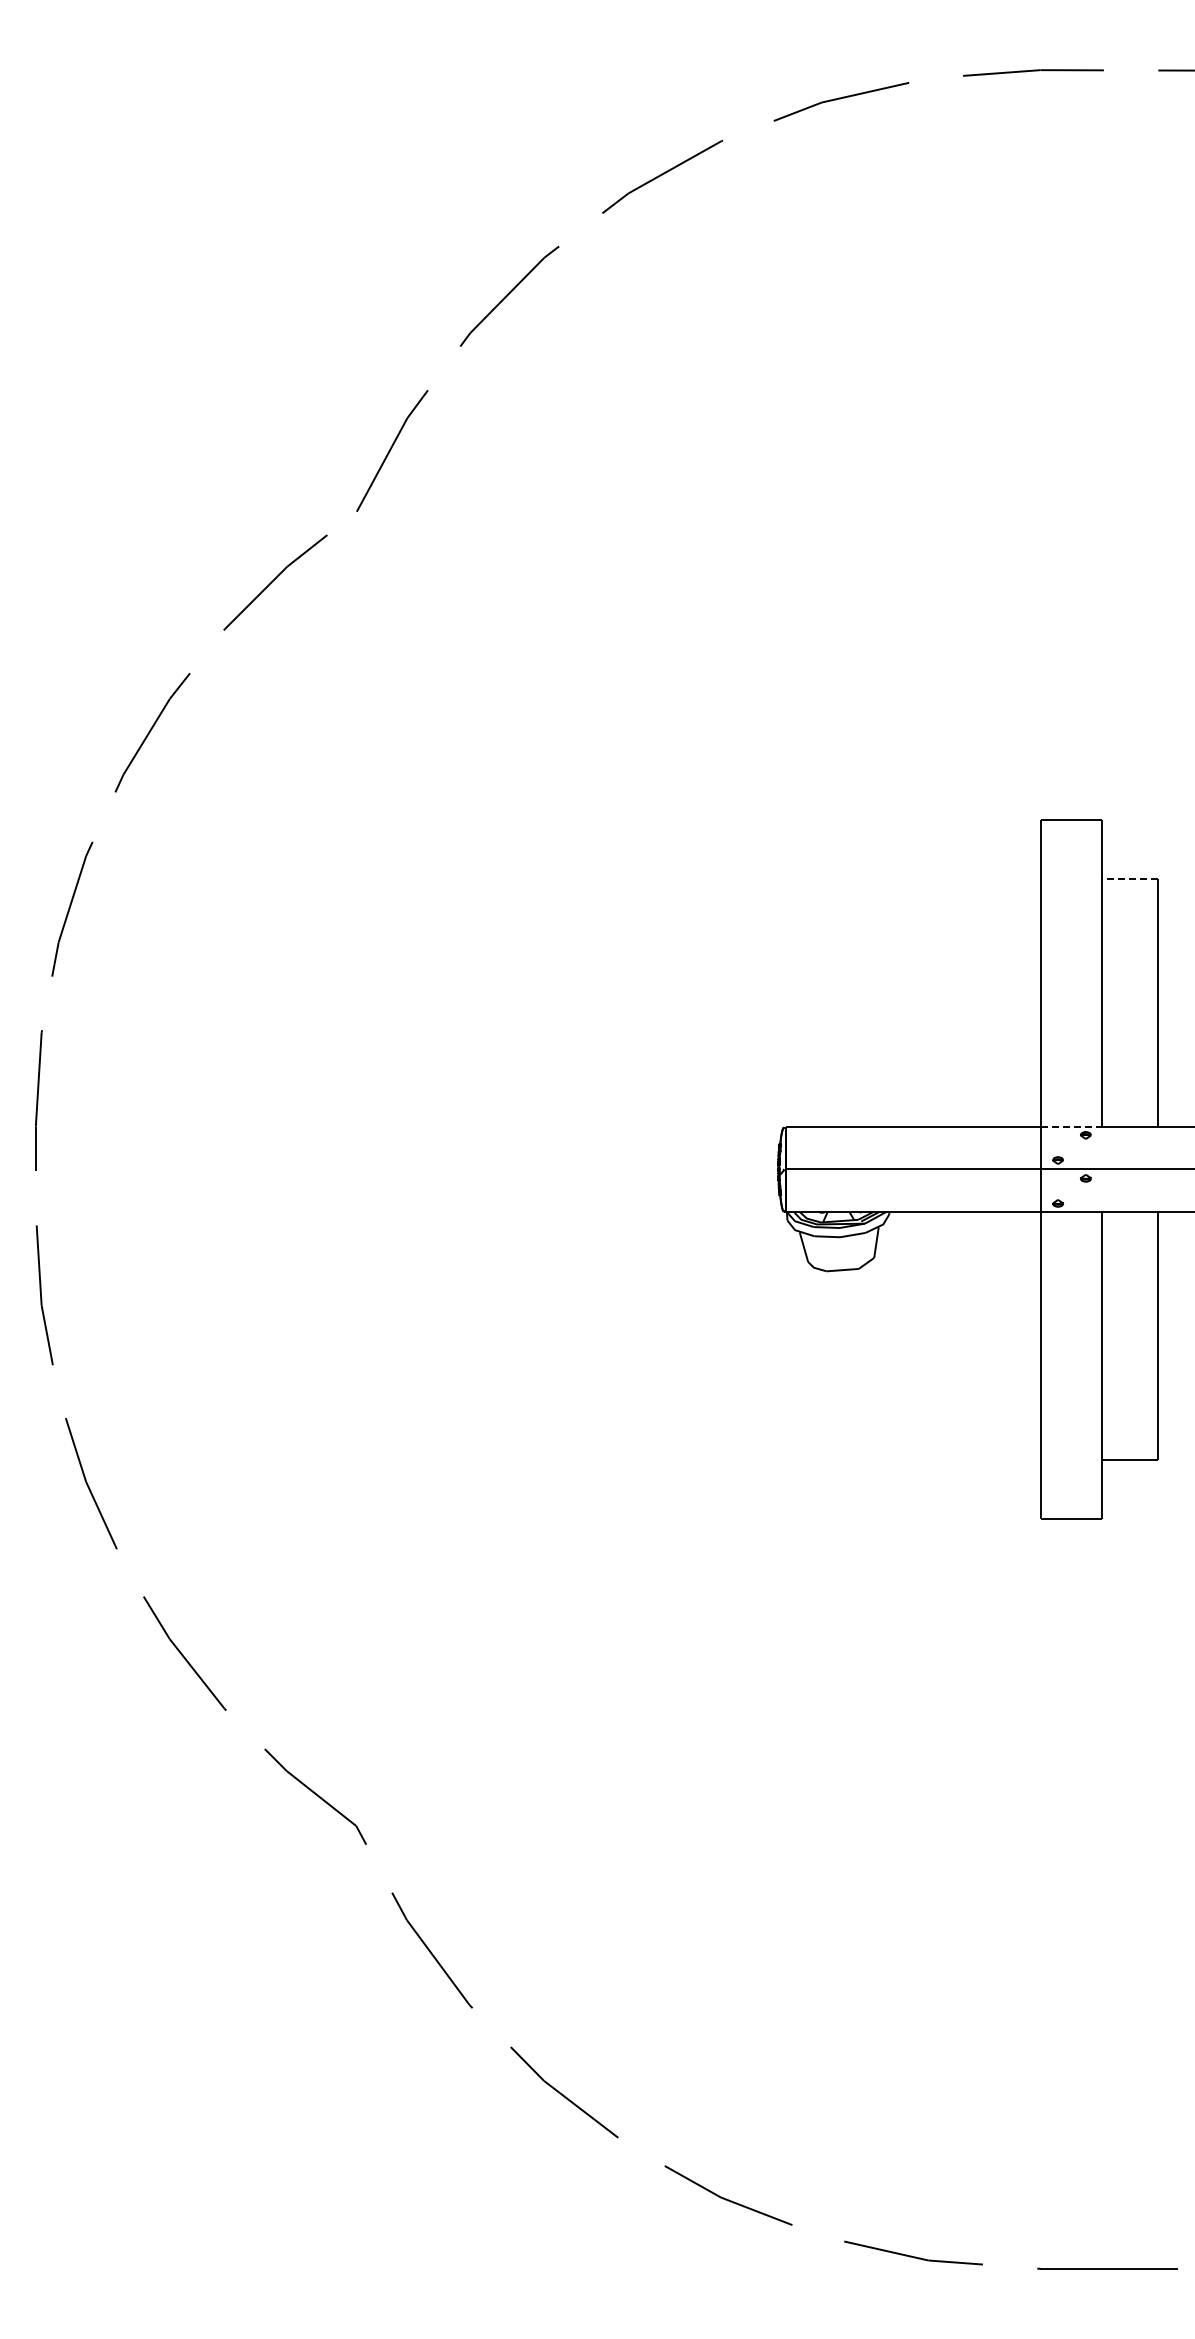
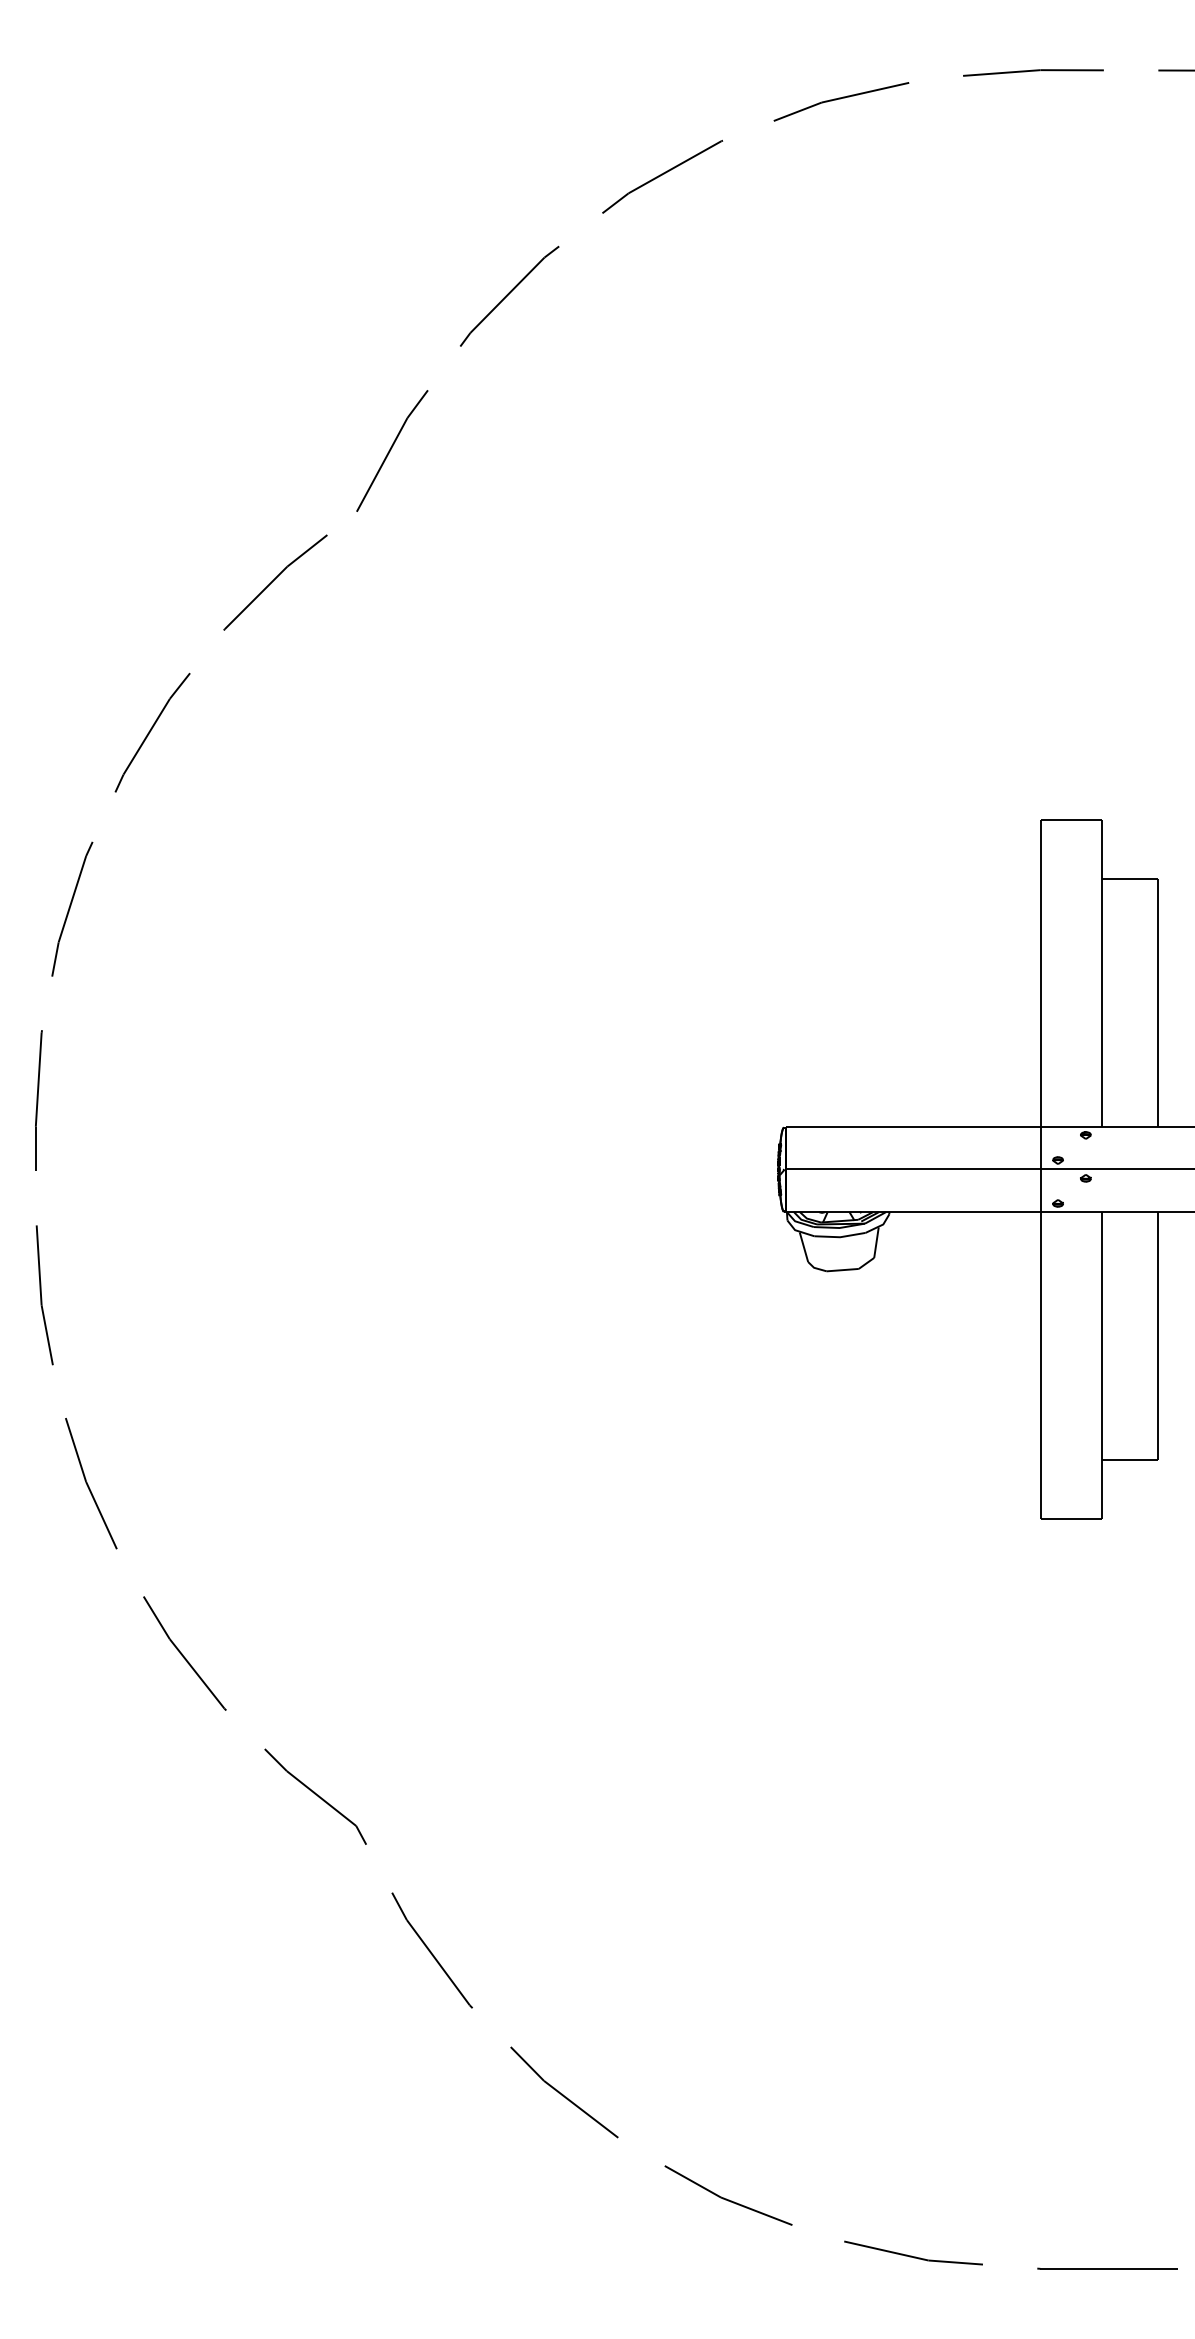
line: dashed -> solid (1129, 878)
line: dashed -> solid (1071, 1126)
